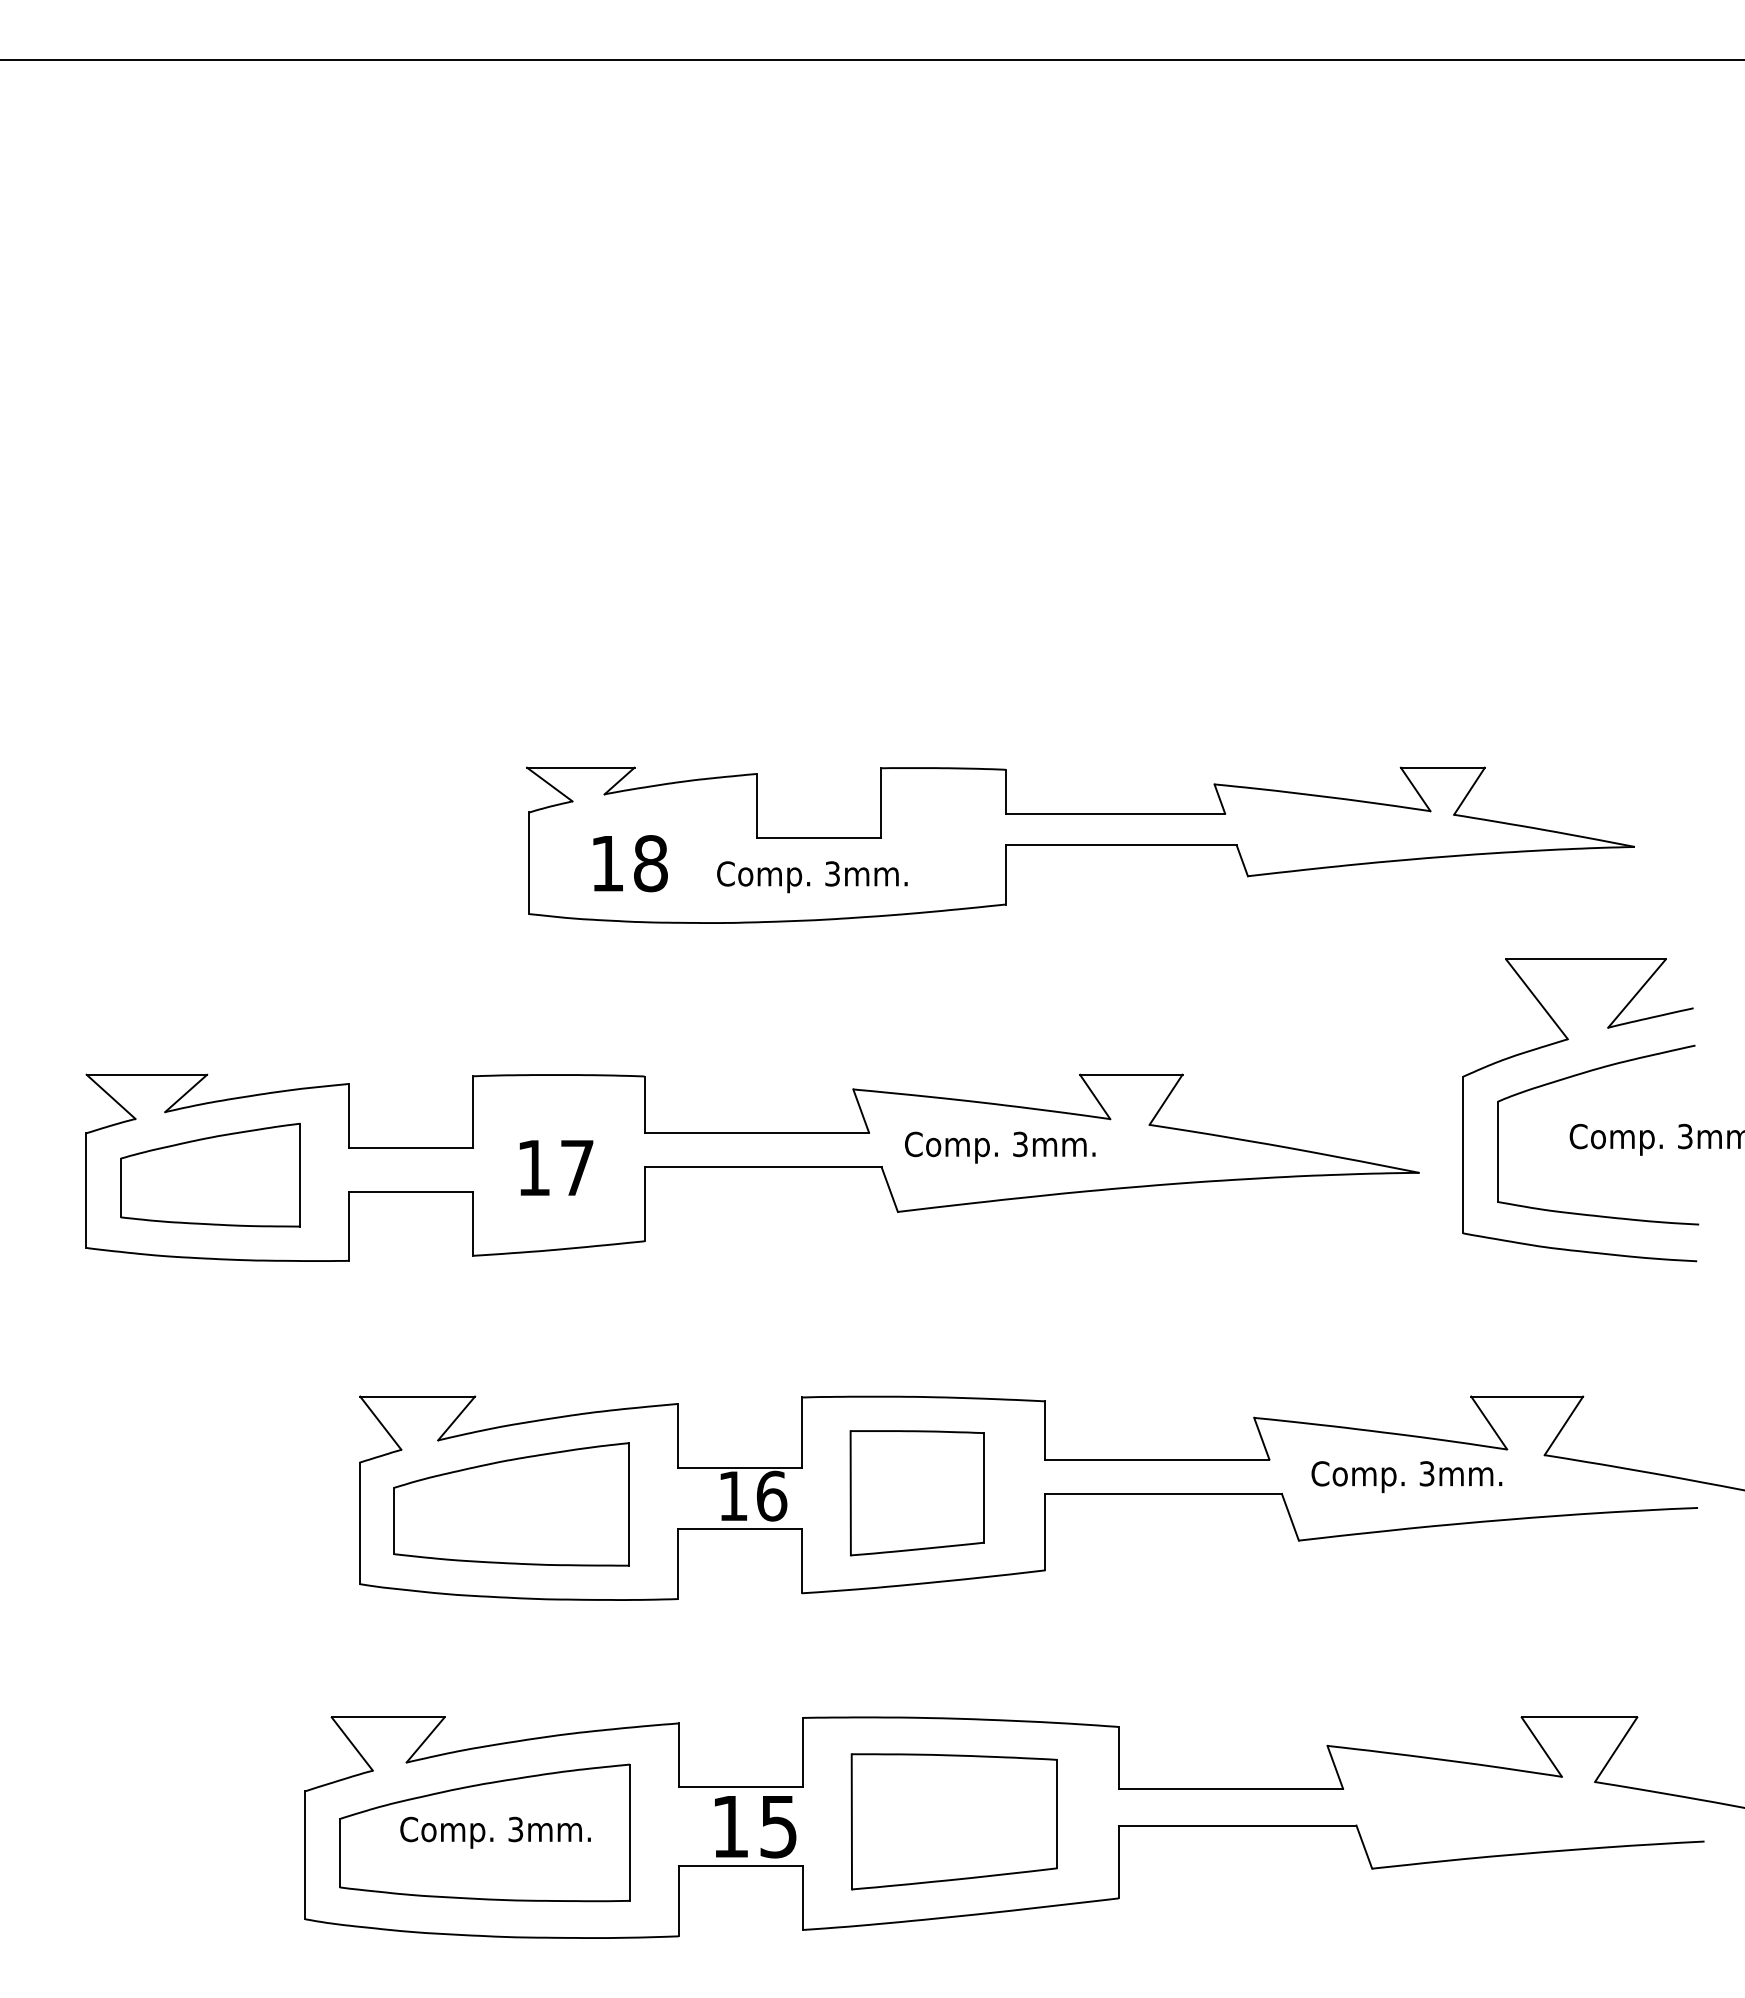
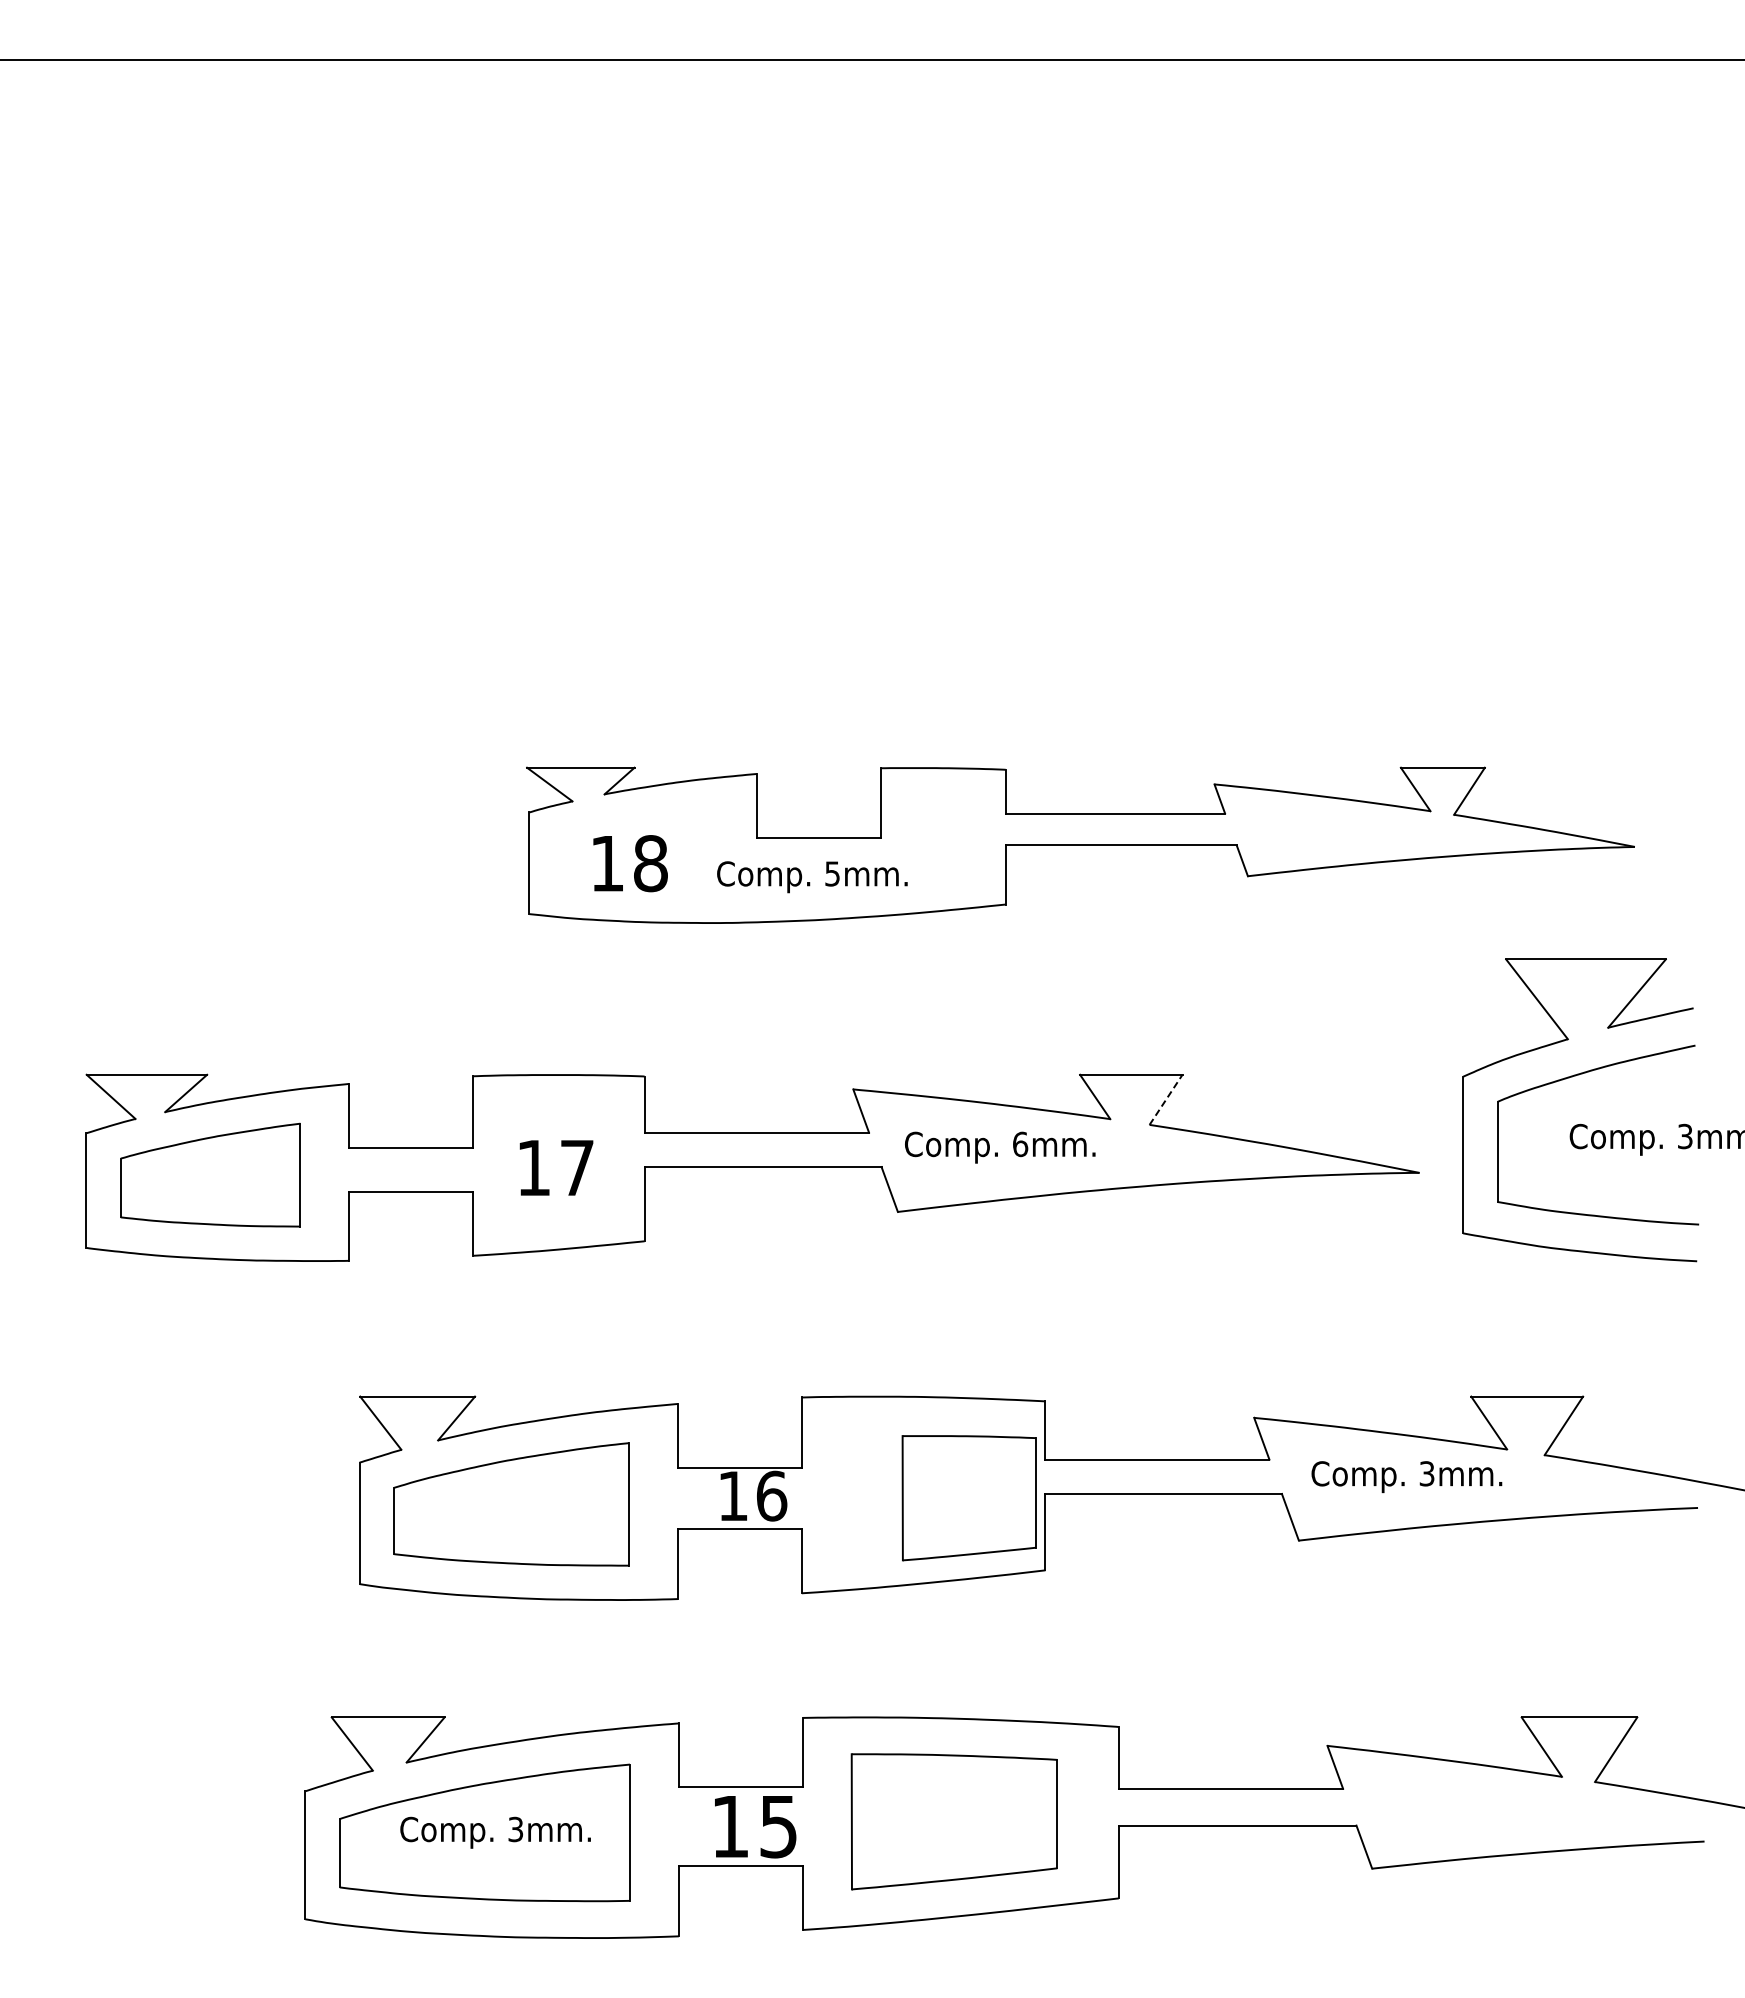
text: 3mm. -> 5mm. (832, 873)
line: solid -> dashed (1166, 1099)
text: 3mm. -> 6mm. (1020, 1144)
part position: (916, 1493) -> (968, 1498) (968, 1498)
